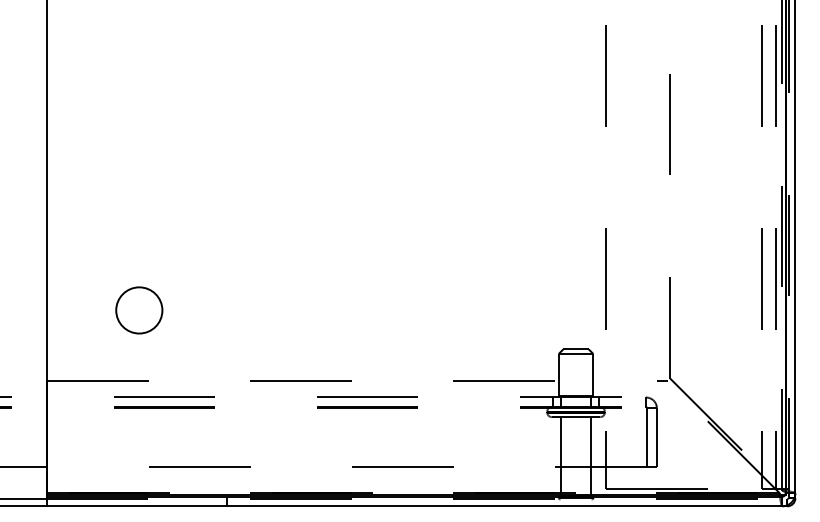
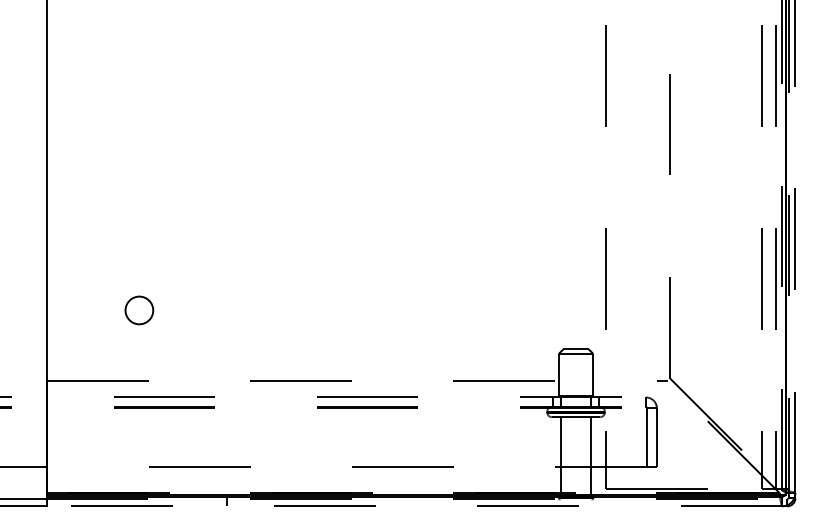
line: solid -> dashed (795, 246)
circle size: 49x49 px -> 31x31 px (139, 310)
line: solid -> dashed (414, 506)
